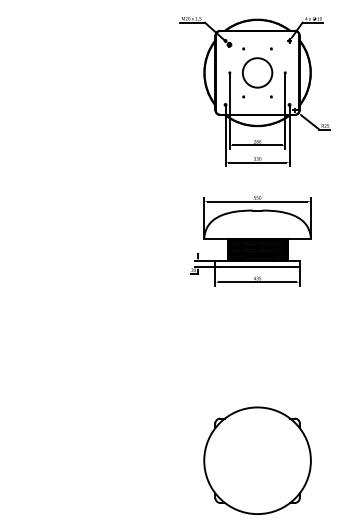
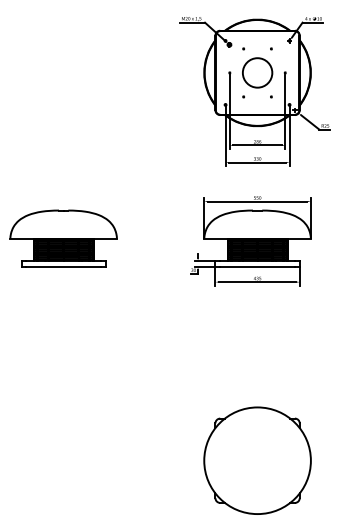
part: none -> present (63, 238)
